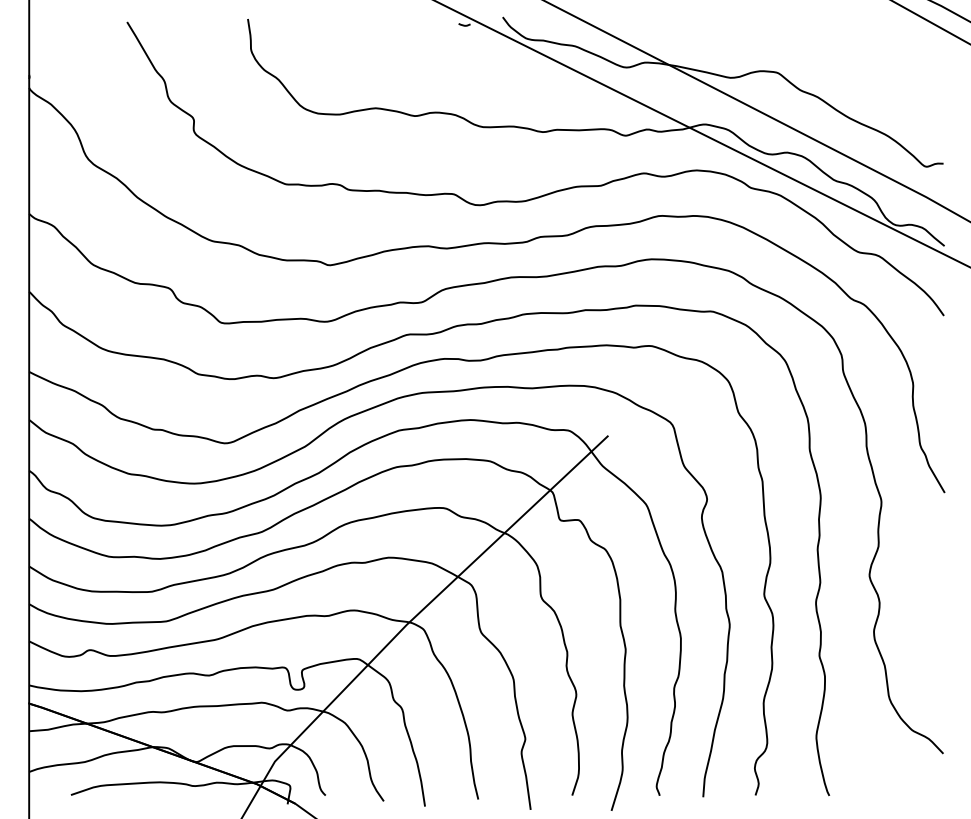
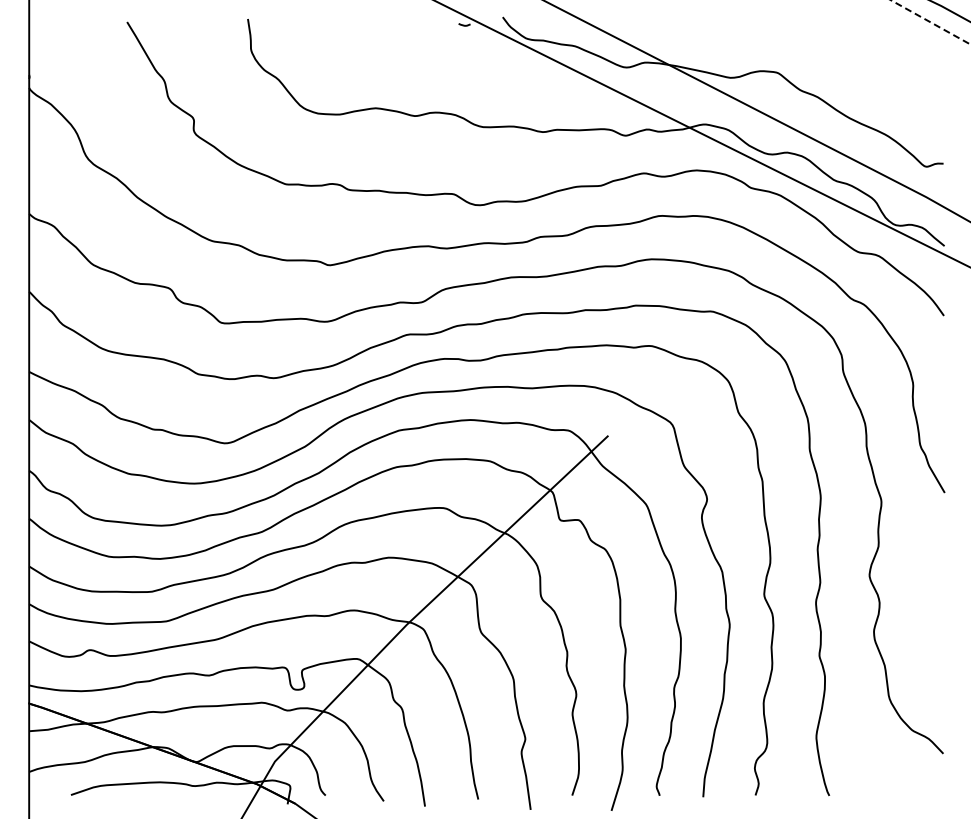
line: solid -> dashed (930, 22)
